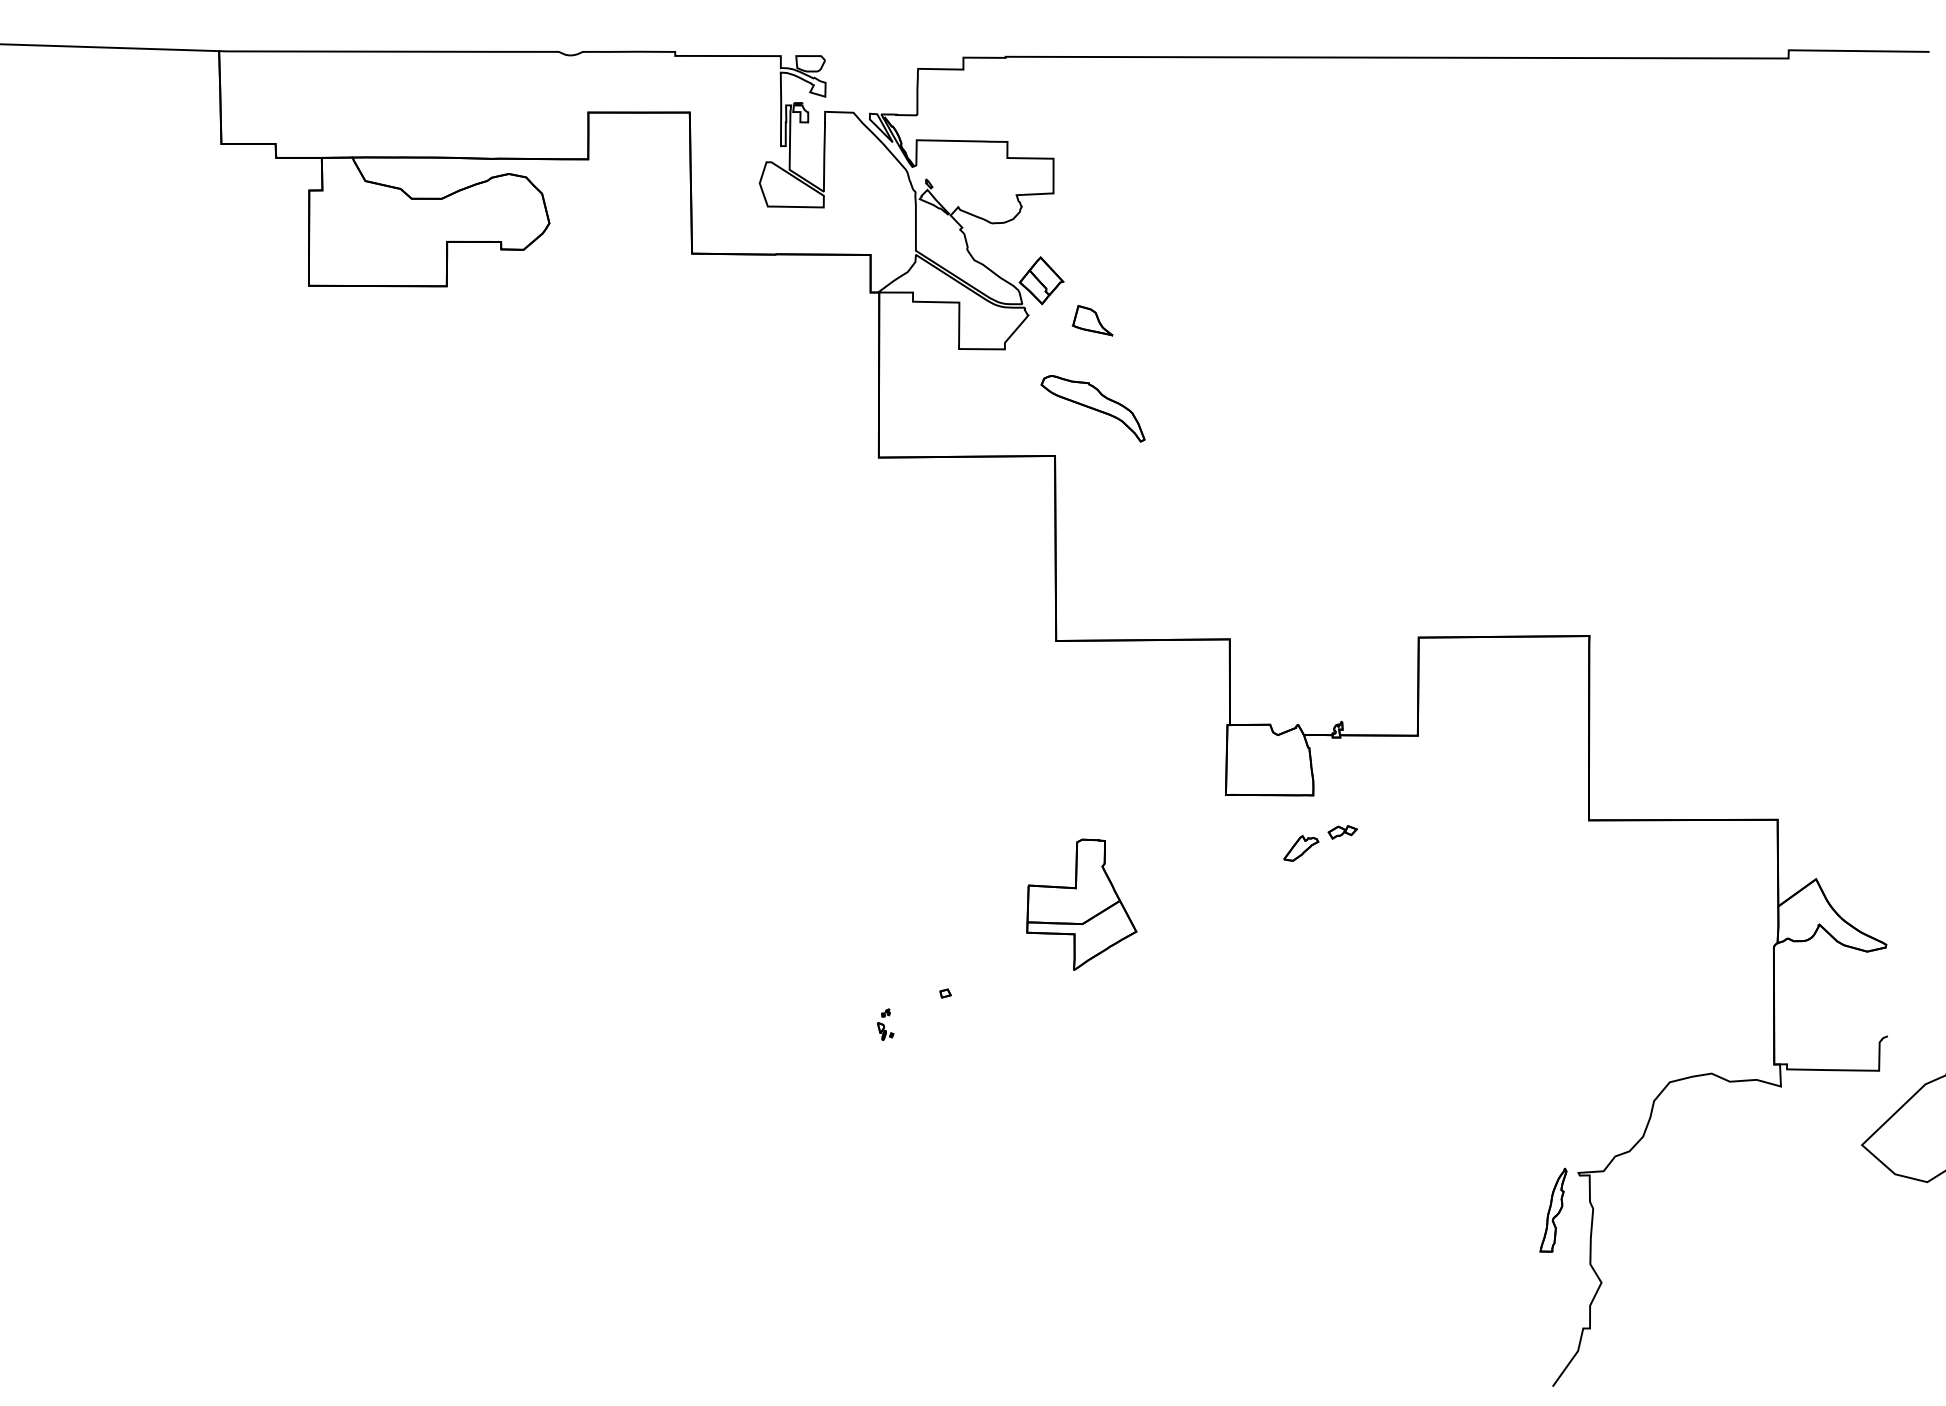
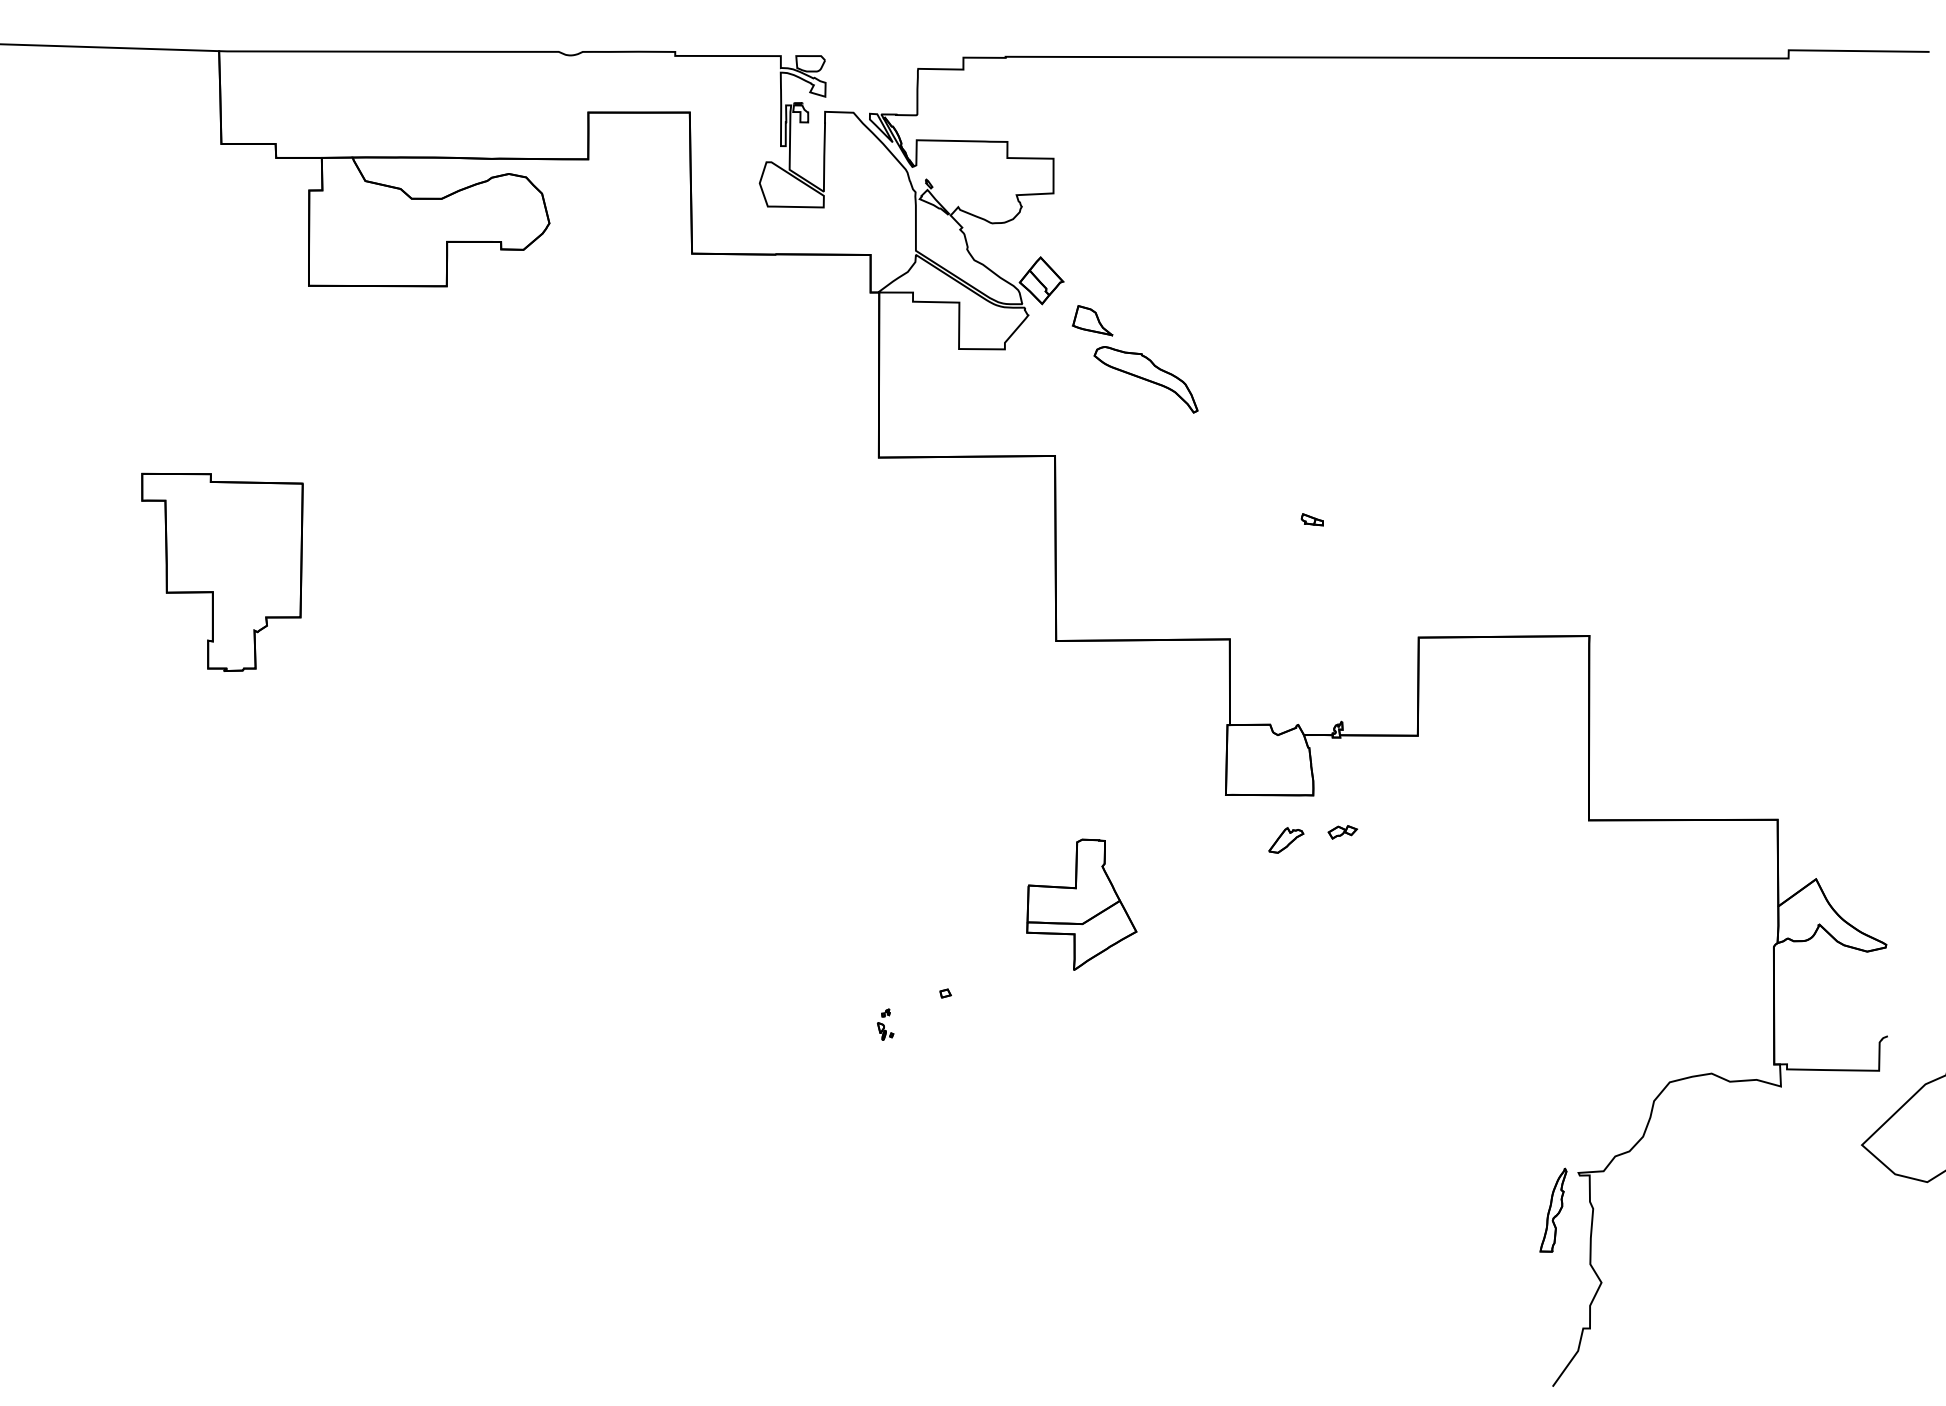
part position: (1092, 408) -> (1145, 379) (1145, 379)
part: none -> present (1311, 519)
part: none -> present (222, 571)
part position: (1301, 848) -> (1286, 840) (1286, 840)
